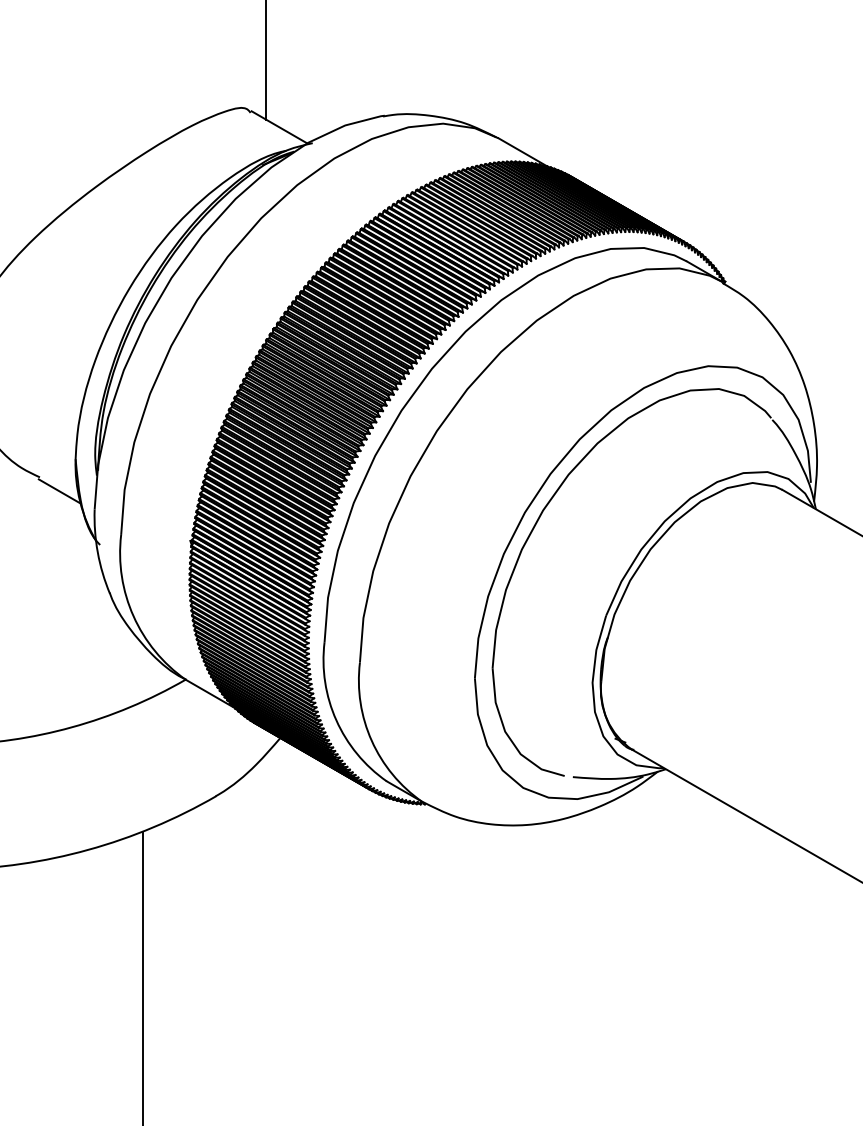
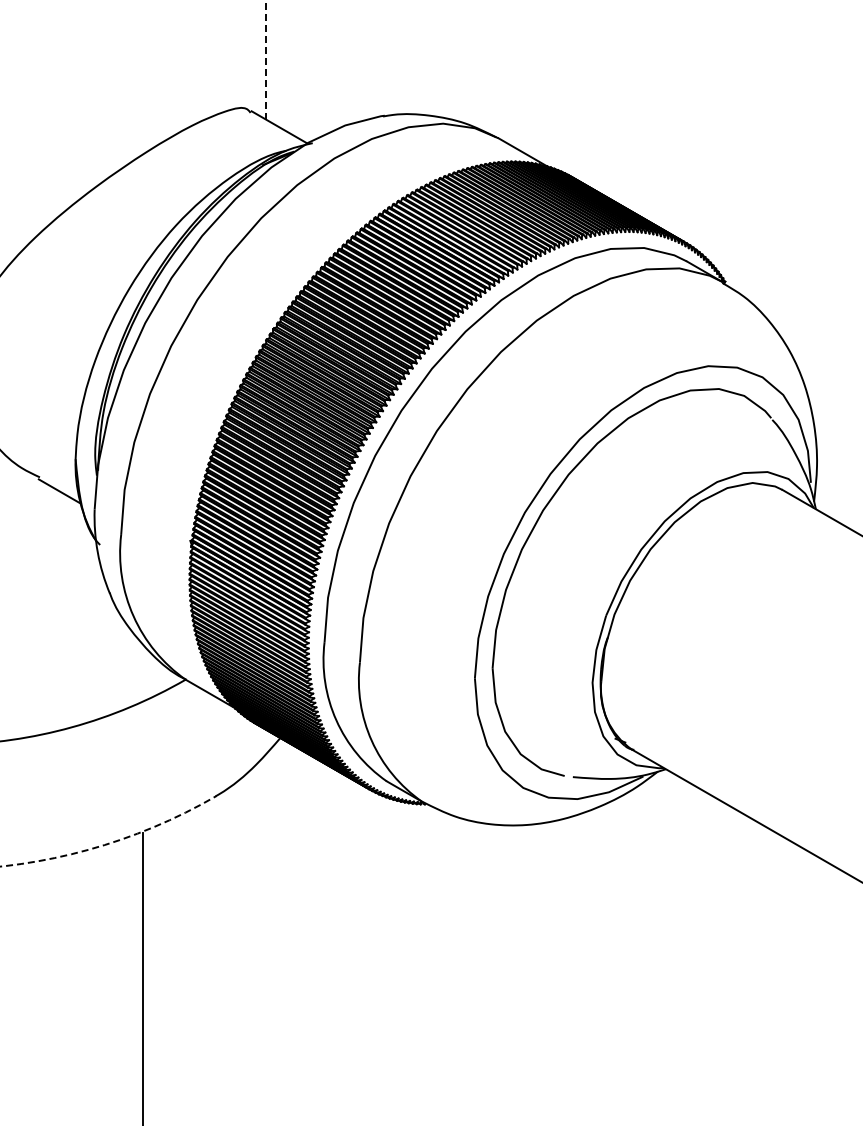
line: solid -> dashed (266, 59)
arc: solid -> dashed (111, 842)
